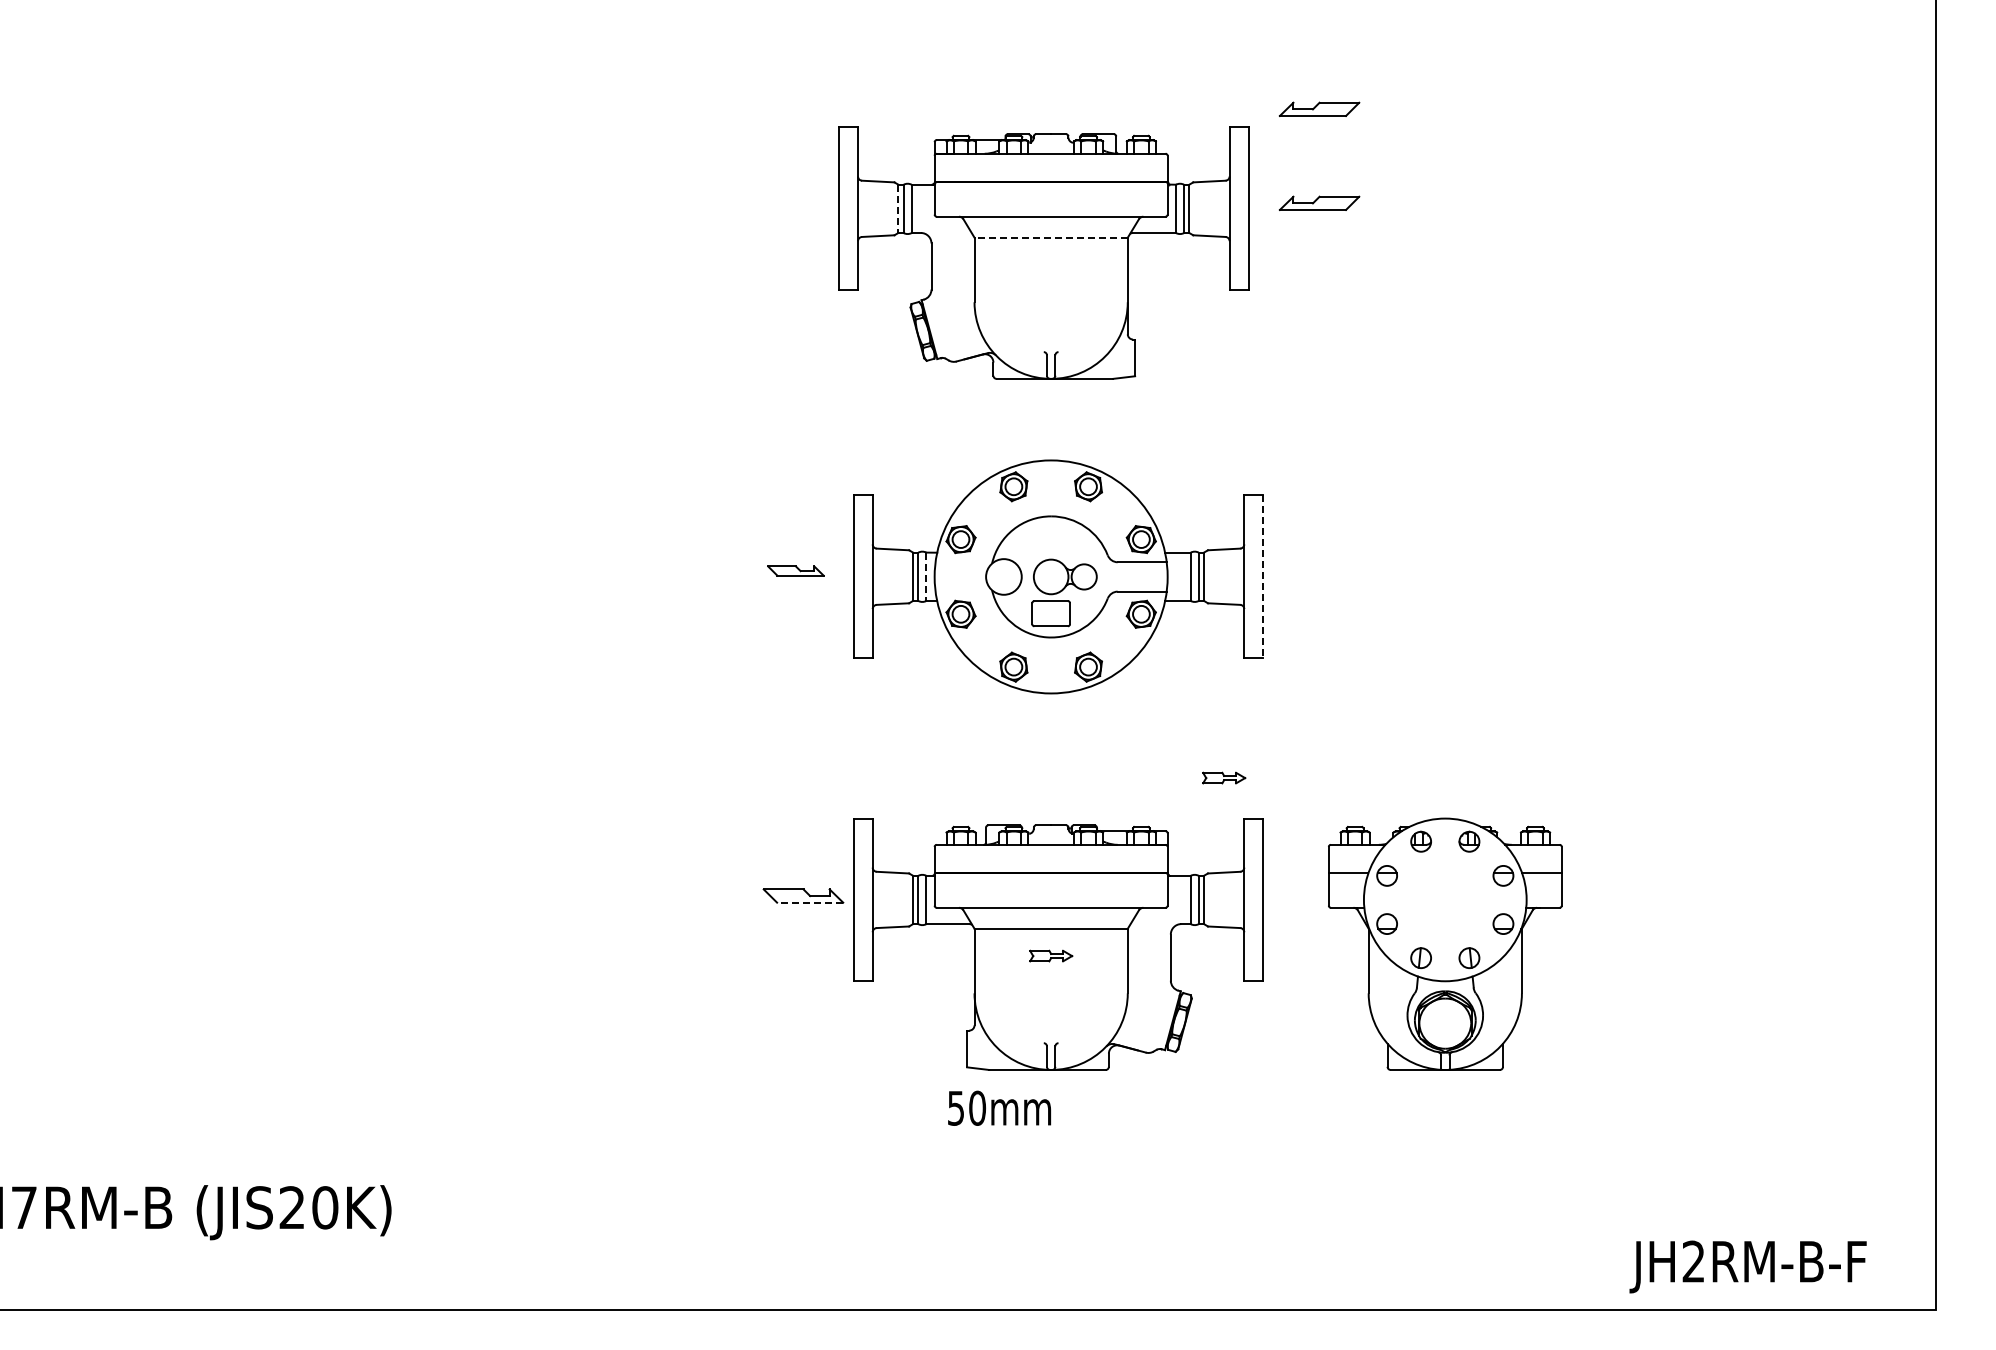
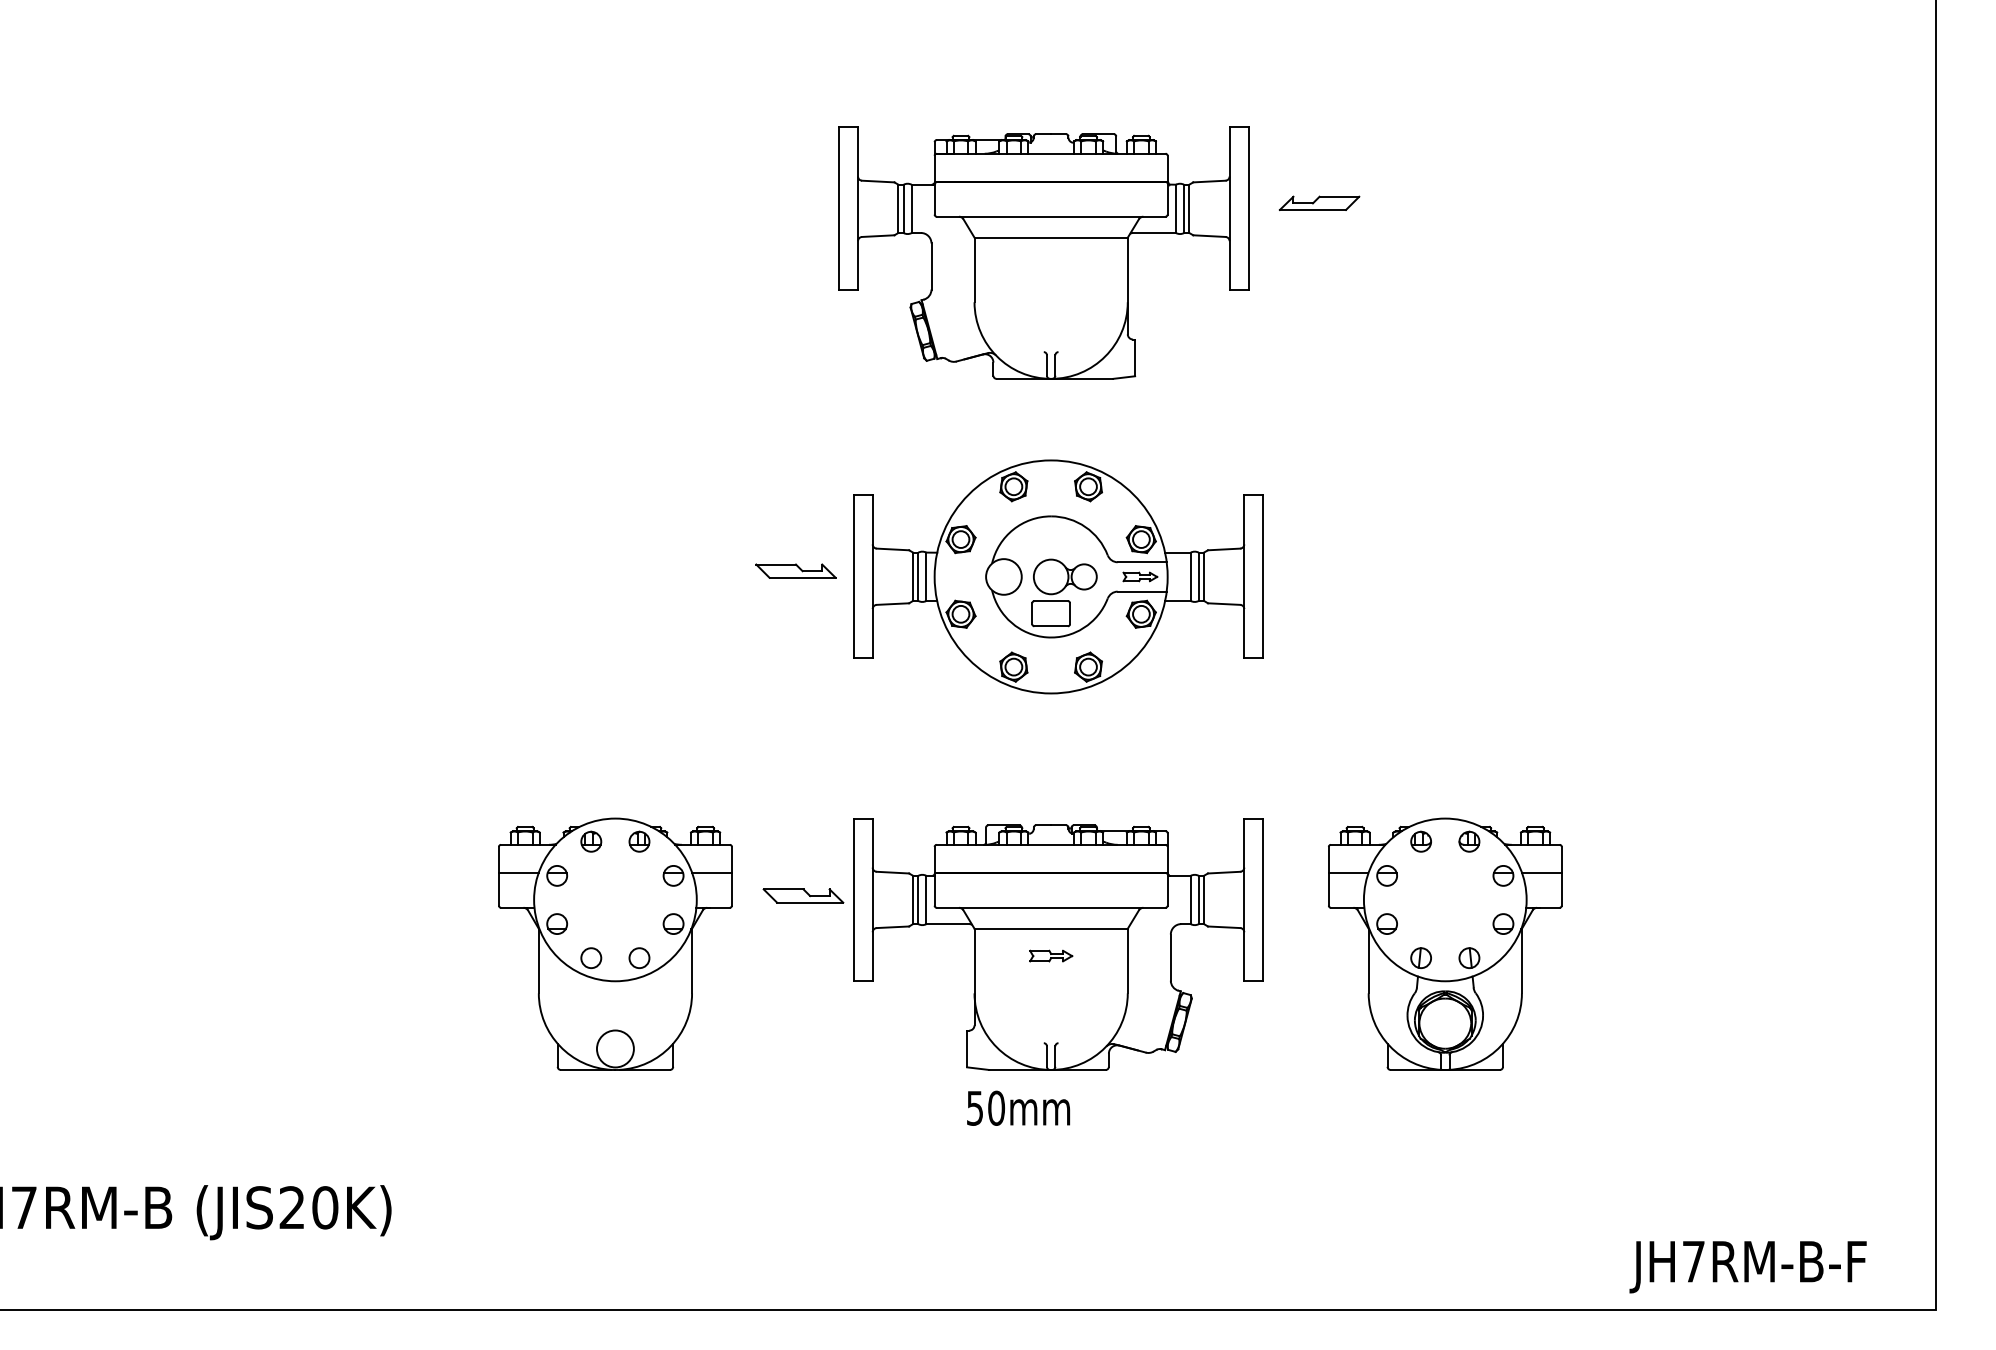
part: present -> none (1319, 108)
line: dashed -> solid (898, 209)
line: dashed -> solid (1051, 237)
part size: 58x12 px -> 82x16 px (795, 570)
part: none -> present (1140, 576)
line: dashed -> solid (926, 577)
line: dashed -> solid (1263, 577)
part: present -> none (1224, 777)
line: dashed -> solid (809, 902)
part: none -> present (615, 943)
text position: (999, 1107) -> (1018, 1107) (1018, 1107)
text: JH2RM-B-F -> JH7RM-B-F (1693, 1261)
